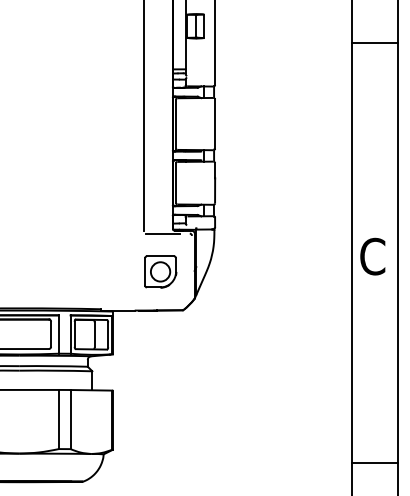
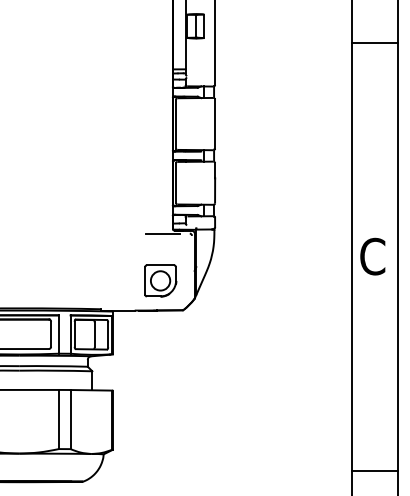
line: present -> none (144, 116)
part position: (160, 271) -> (160, 280) (160, 280)
line position: (374, 462) -> (374, 470) (374, 470)
